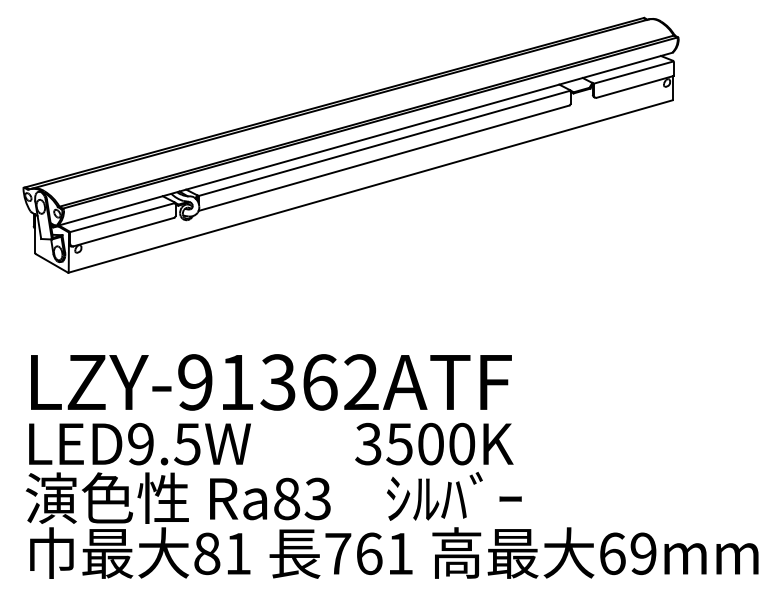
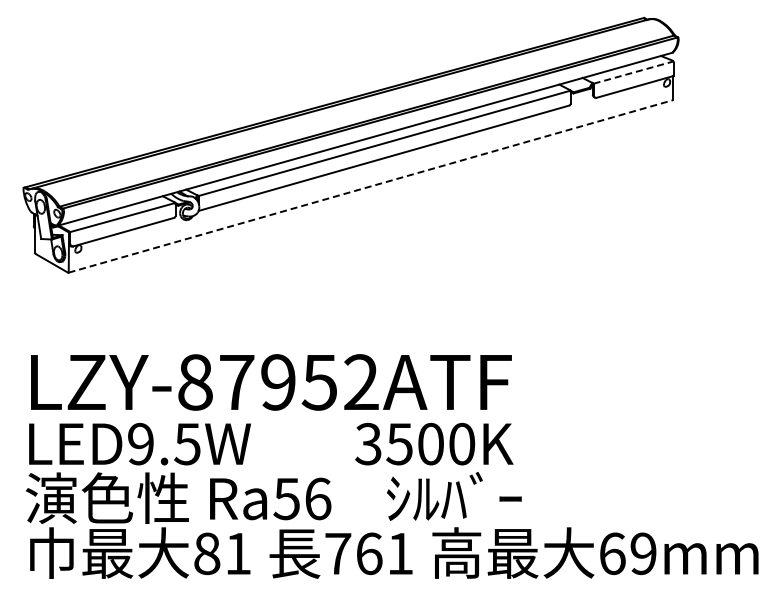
line: solid -> dashed (634, 72)
line: solid -> dashed (371, 186)
text: LZY-91362ATF -> LZY-87952ATF (257, 382)
text: Ra83 -> Ra56 (302, 498)
